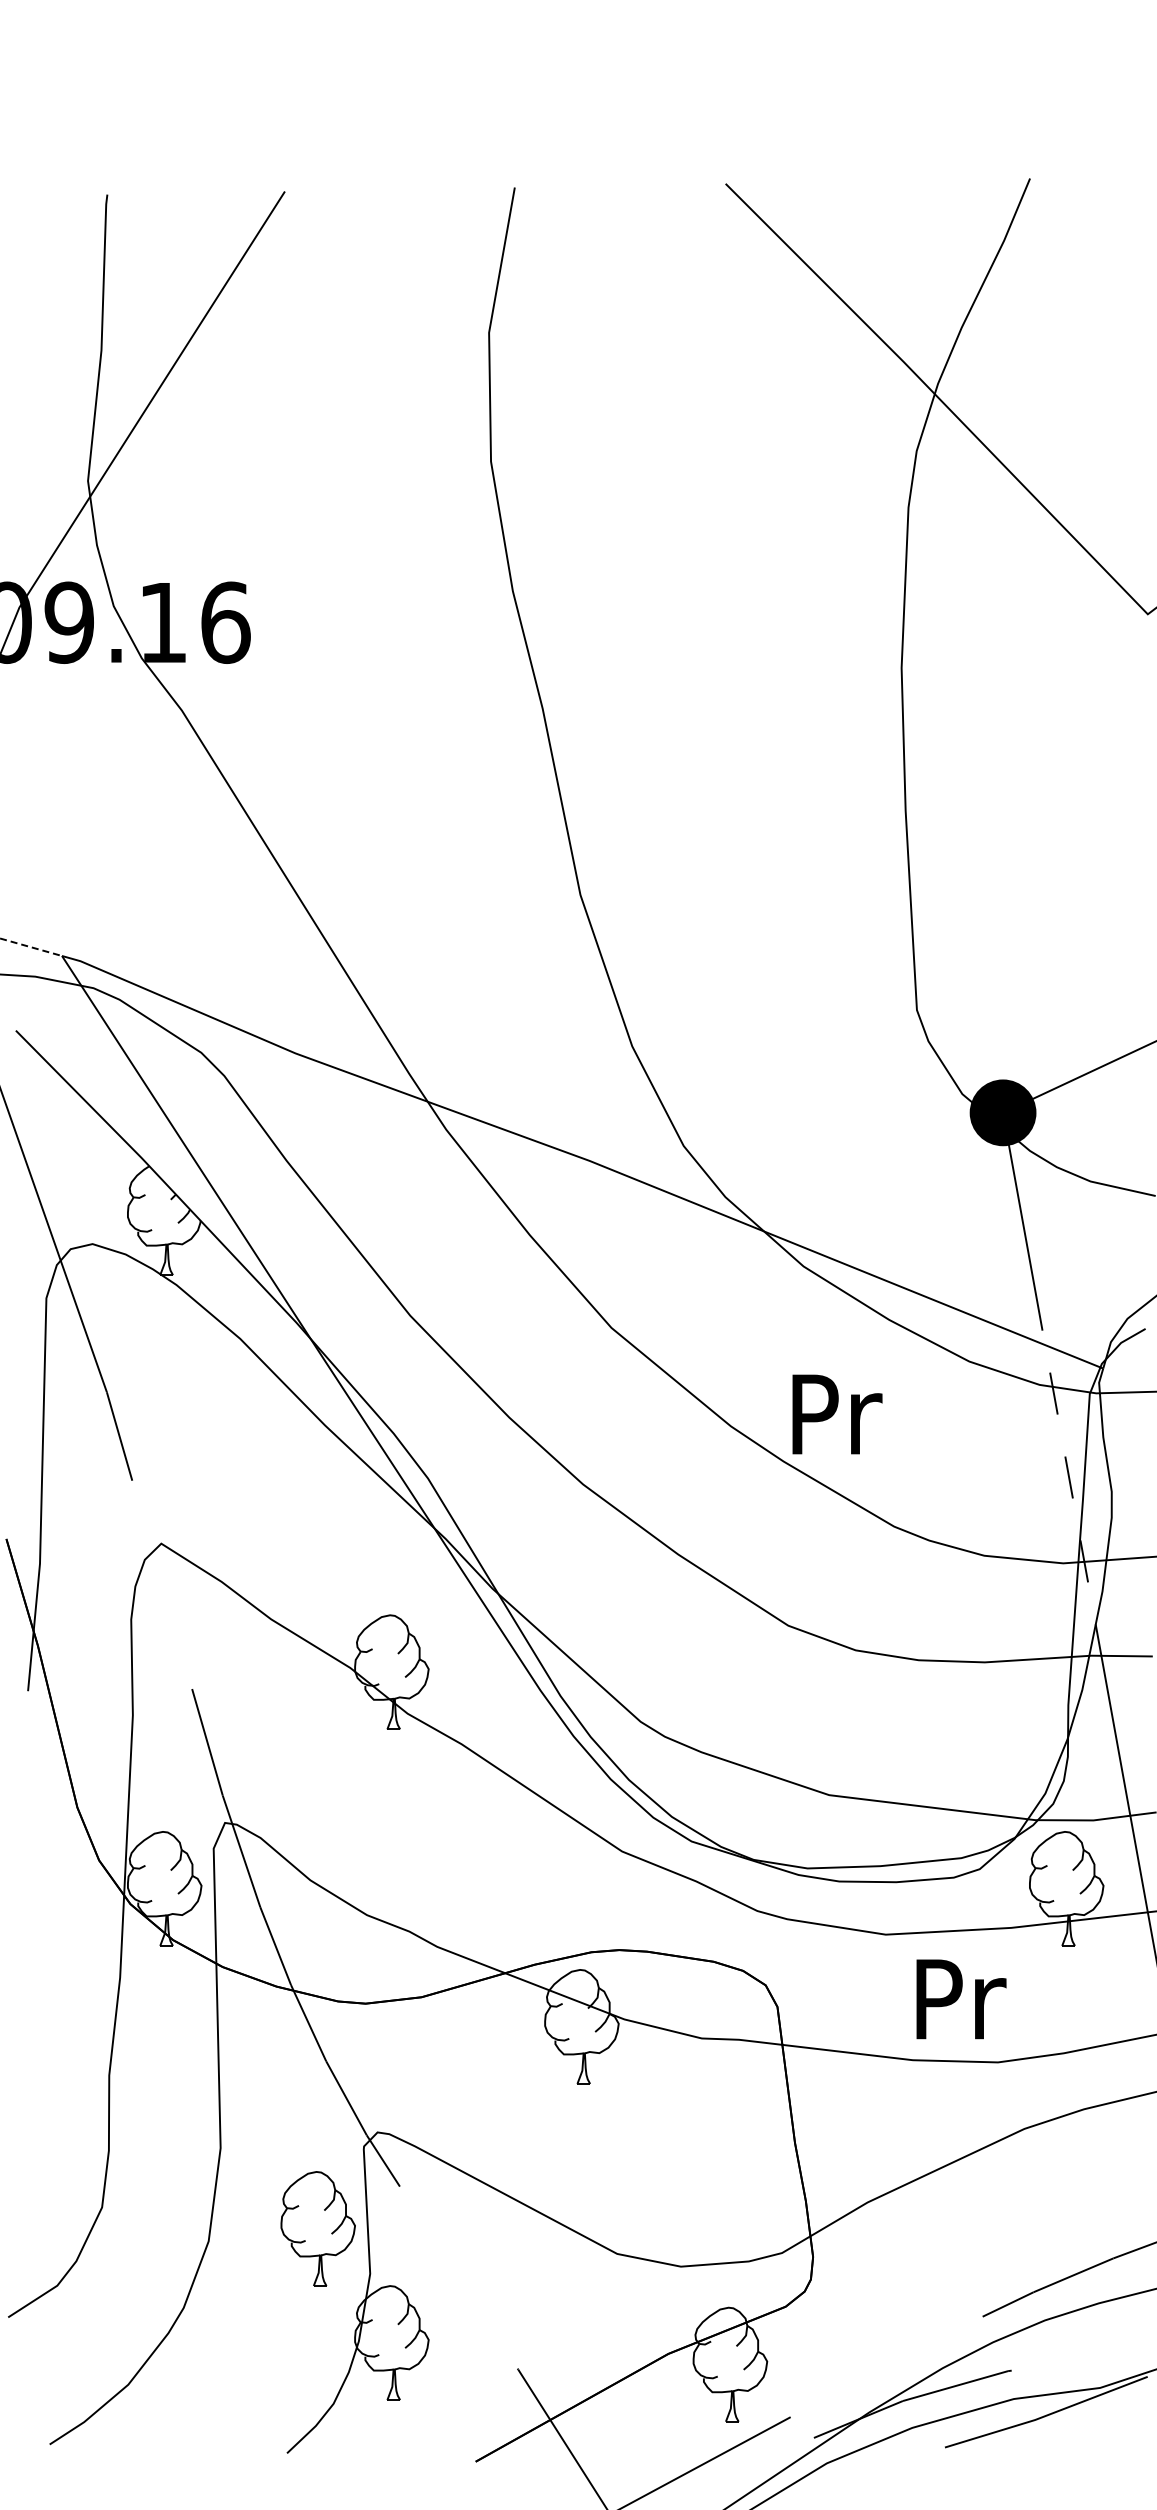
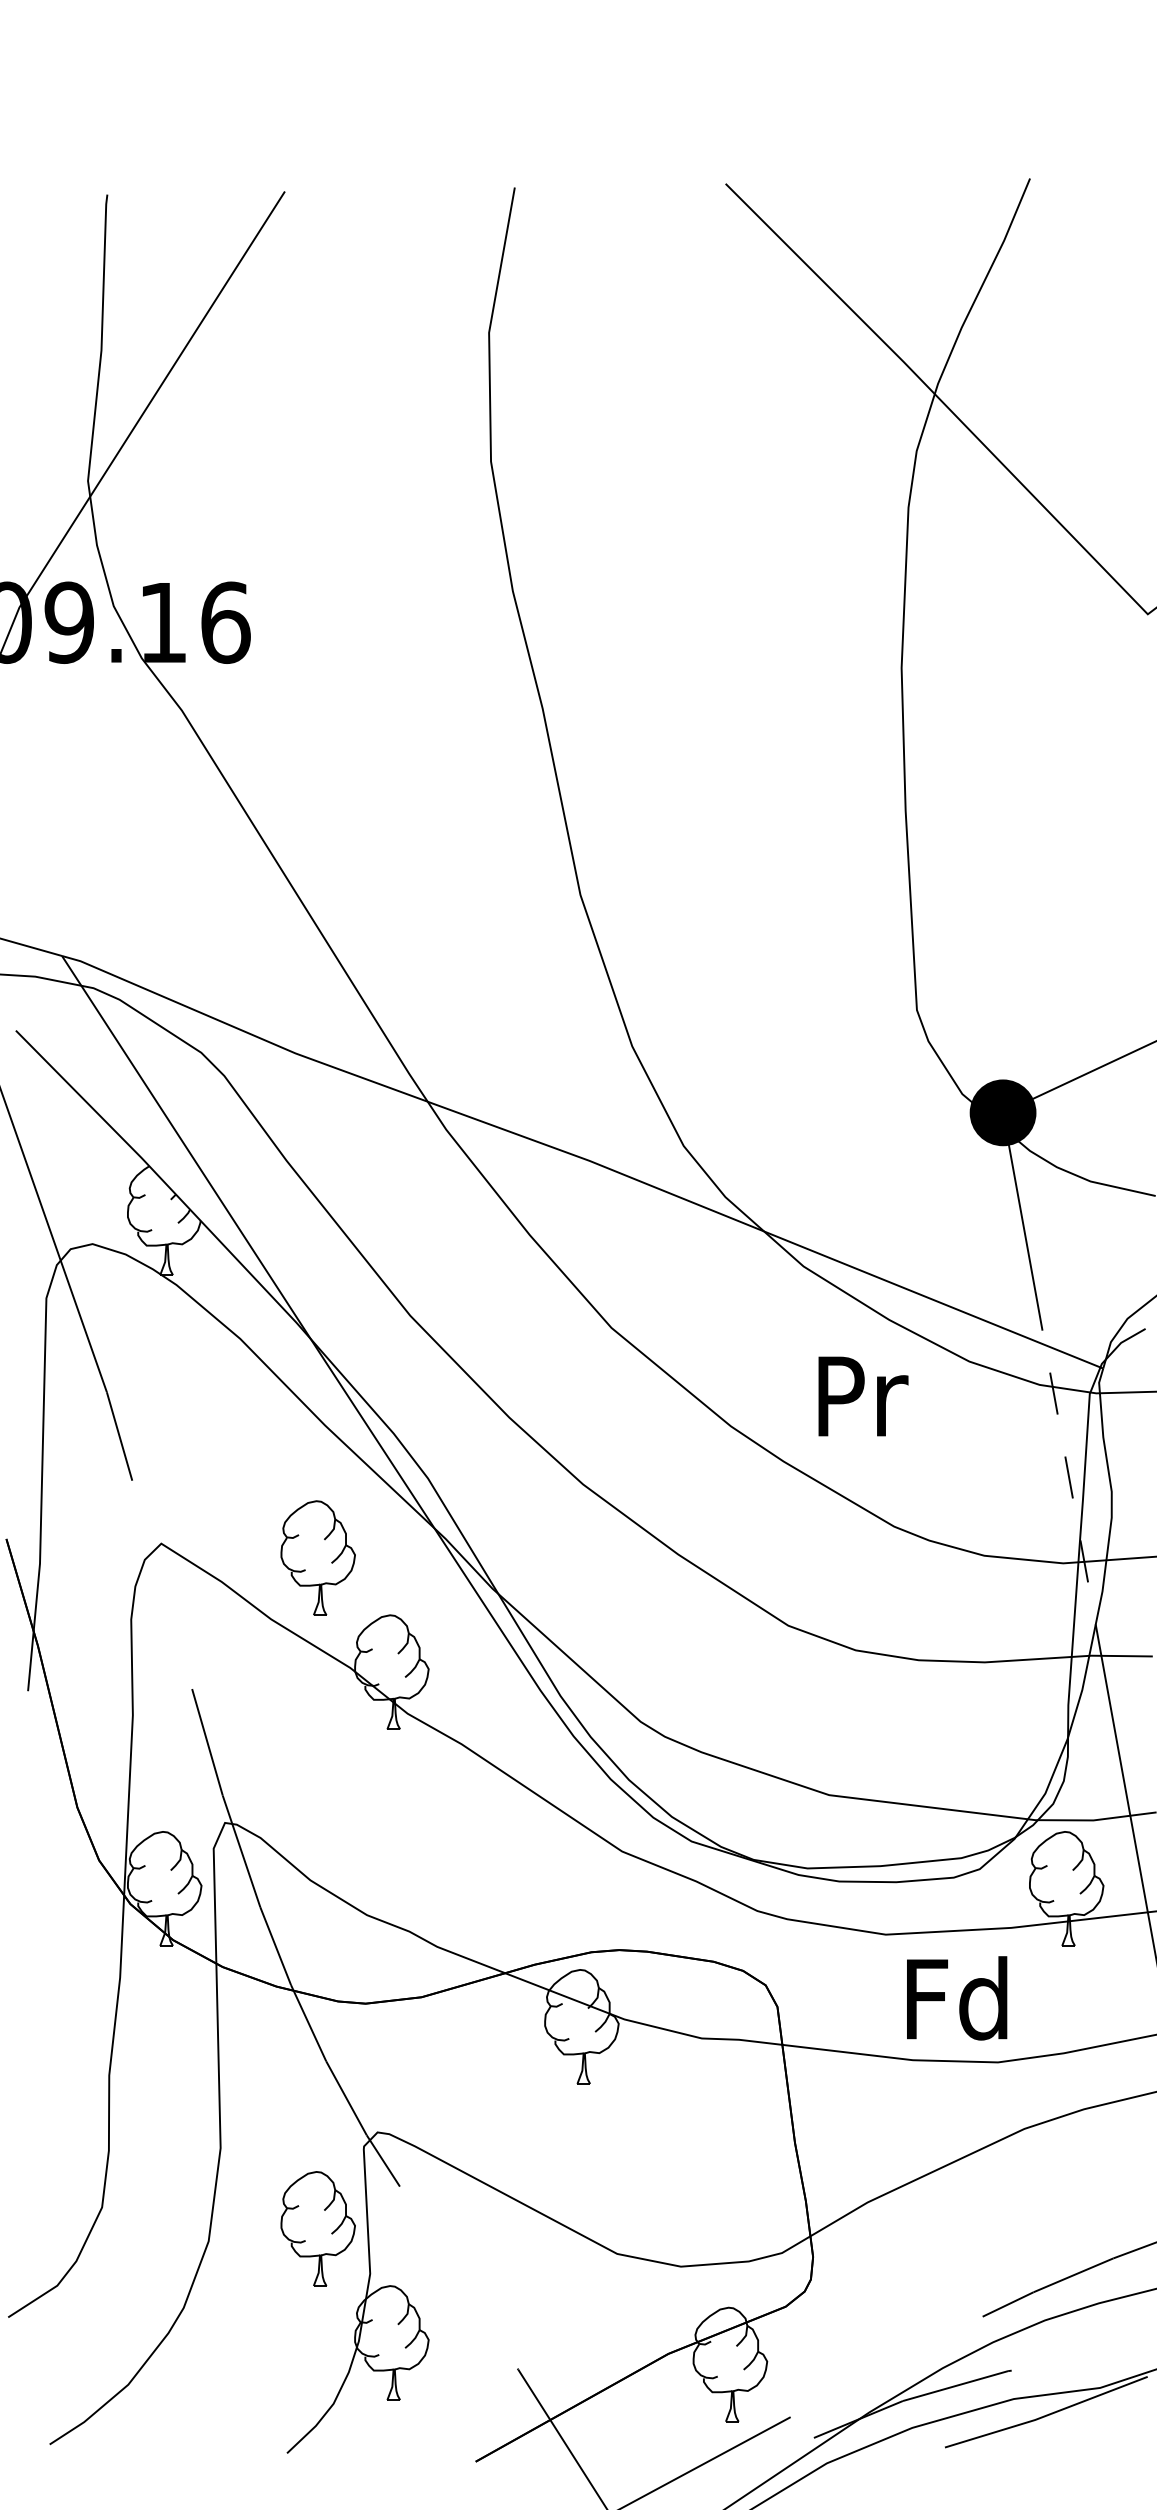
line: dashed -> solid (31, 947)
text position: (837, 1414) -> (863, 1396) (863, 1396)
part: none -> present (317, 1557)
text: Pr -> Fd (957, 1998)
